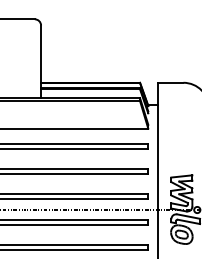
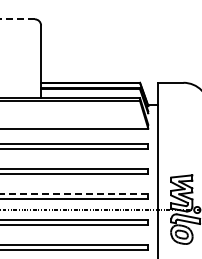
line: solid -> dashed (16, 19)
line: solid -> dashed (74, 194)
